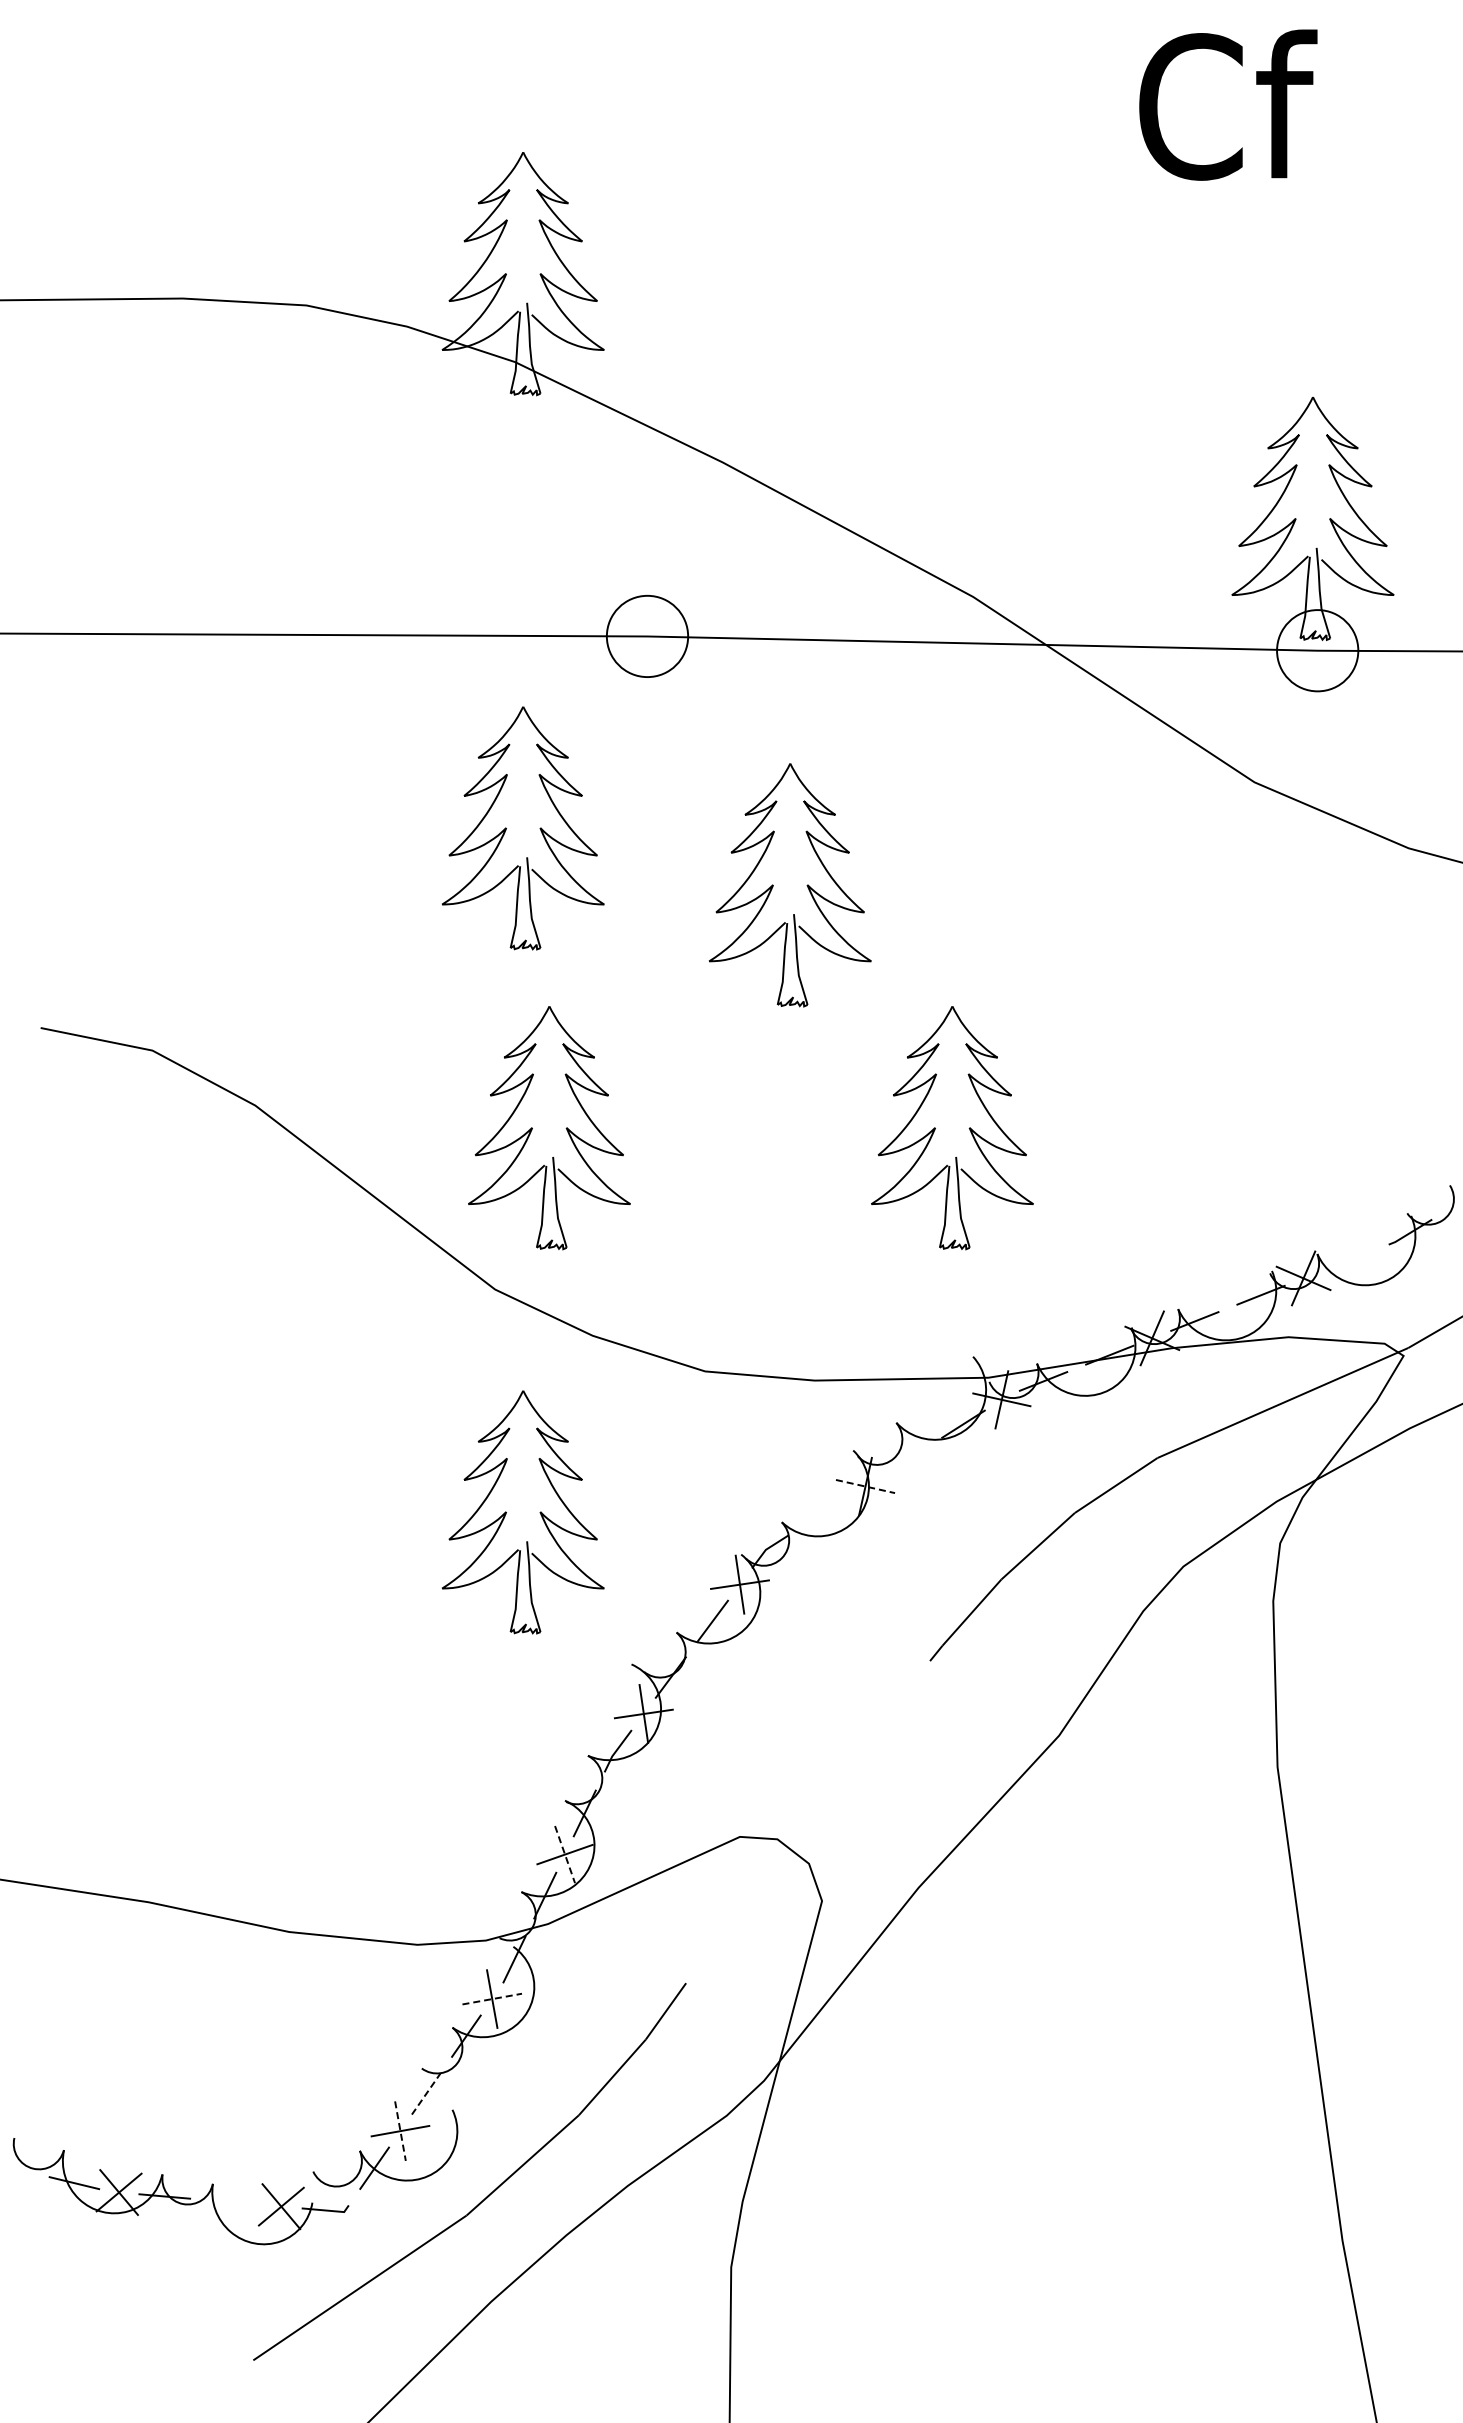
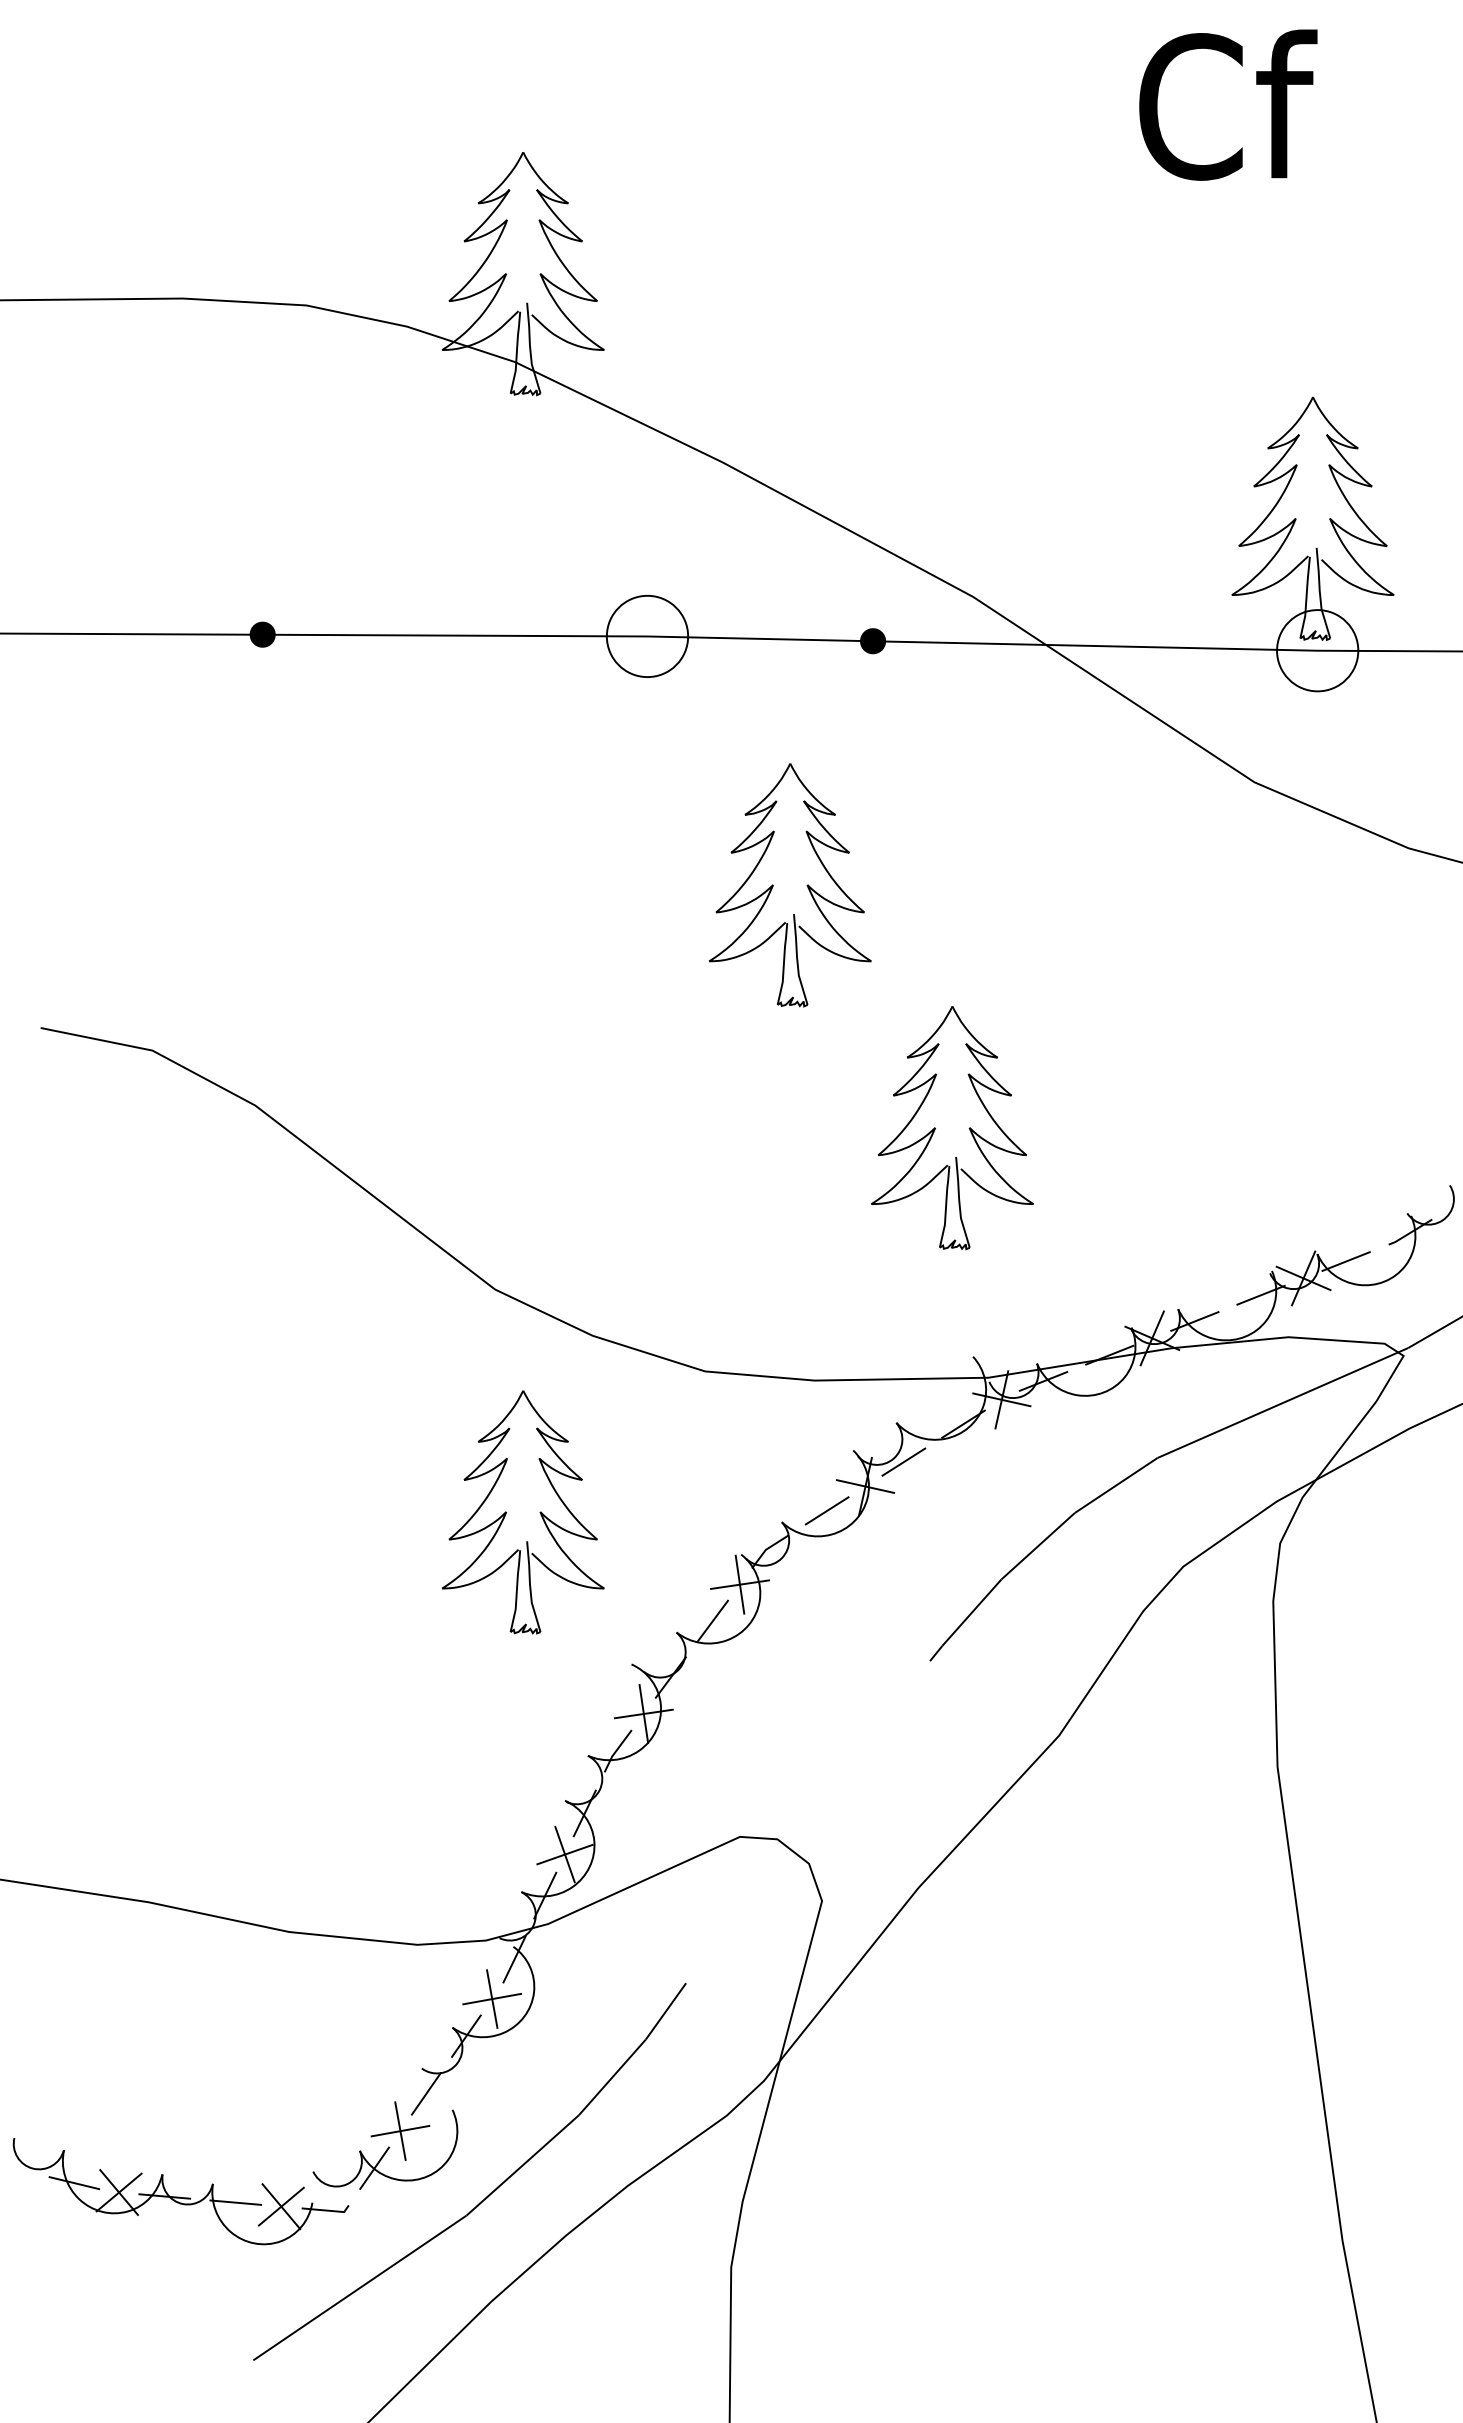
fill: none -> present (262, 634)
fill: none -> present (873, 641)
part: present -> none (539, 828)
part: present -> none (565, 1128)
line: none -> present (1345, 1261)
line: none -> present (903, 1461)
line: dashed -> solid (866, 1486)
line: none -> present (826, 1510)
line: dashed -> solid (565, 1855)
line: dashed -> solid (492, 1999)
line: dashed -> solid (426, 2093)
line: dashed -> solid (400, 2131)
line: none -> present (235, 2202)
